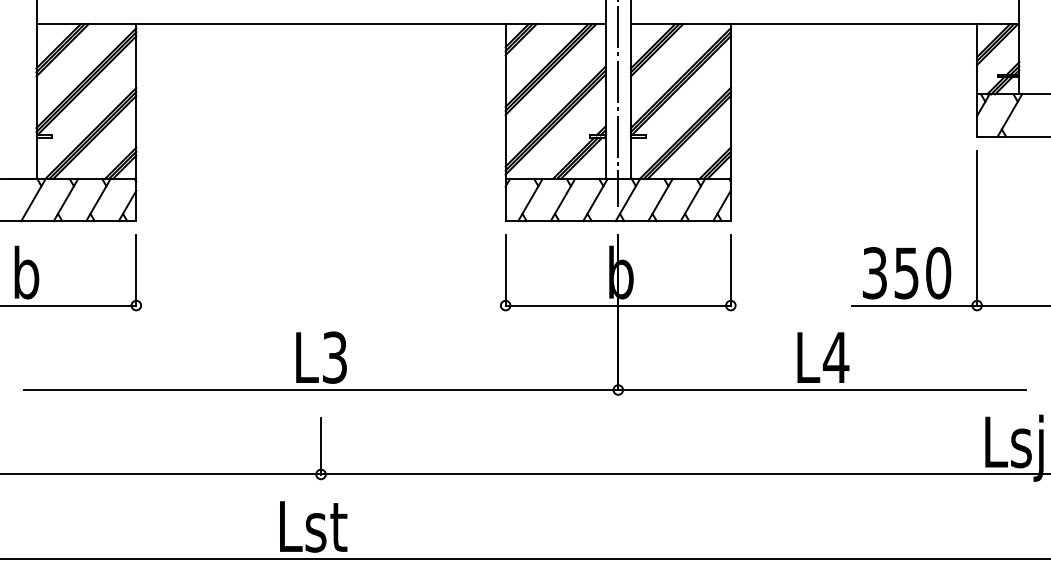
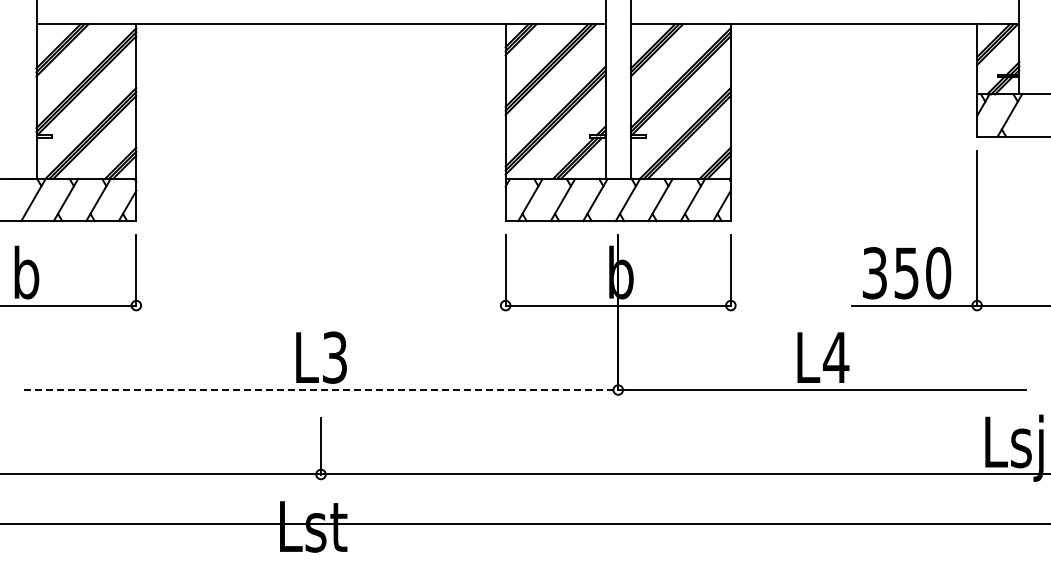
line: present -> none (618, 104)
line: solid -> dashed (321, 390)
line position: (524, 558) -> (524, 523) (524, 523)
